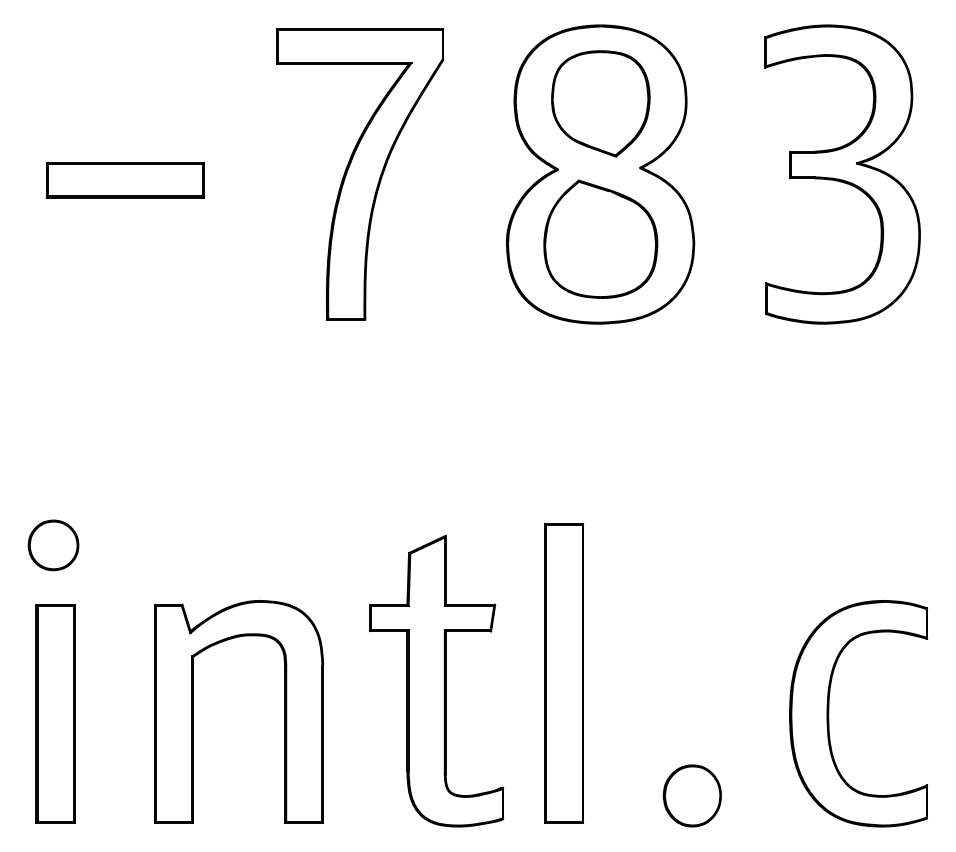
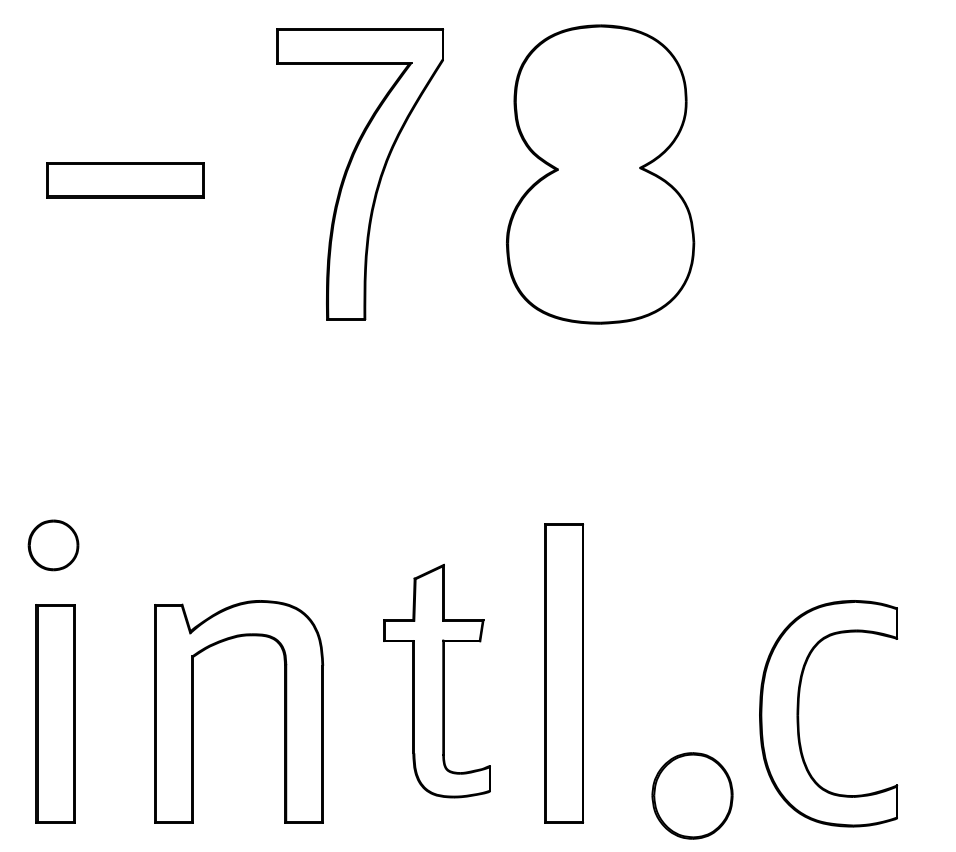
part: present -> none (600, 103)
part: present -> none (842, 174)
part: present -> none (600, 238)
part size: 136x294 px -> 108x236 px (436, 680)
part position: (829, 713) -> (799, 713) (799, 713)
part size: 60x64 px -> 83x88 px (692, 795)
